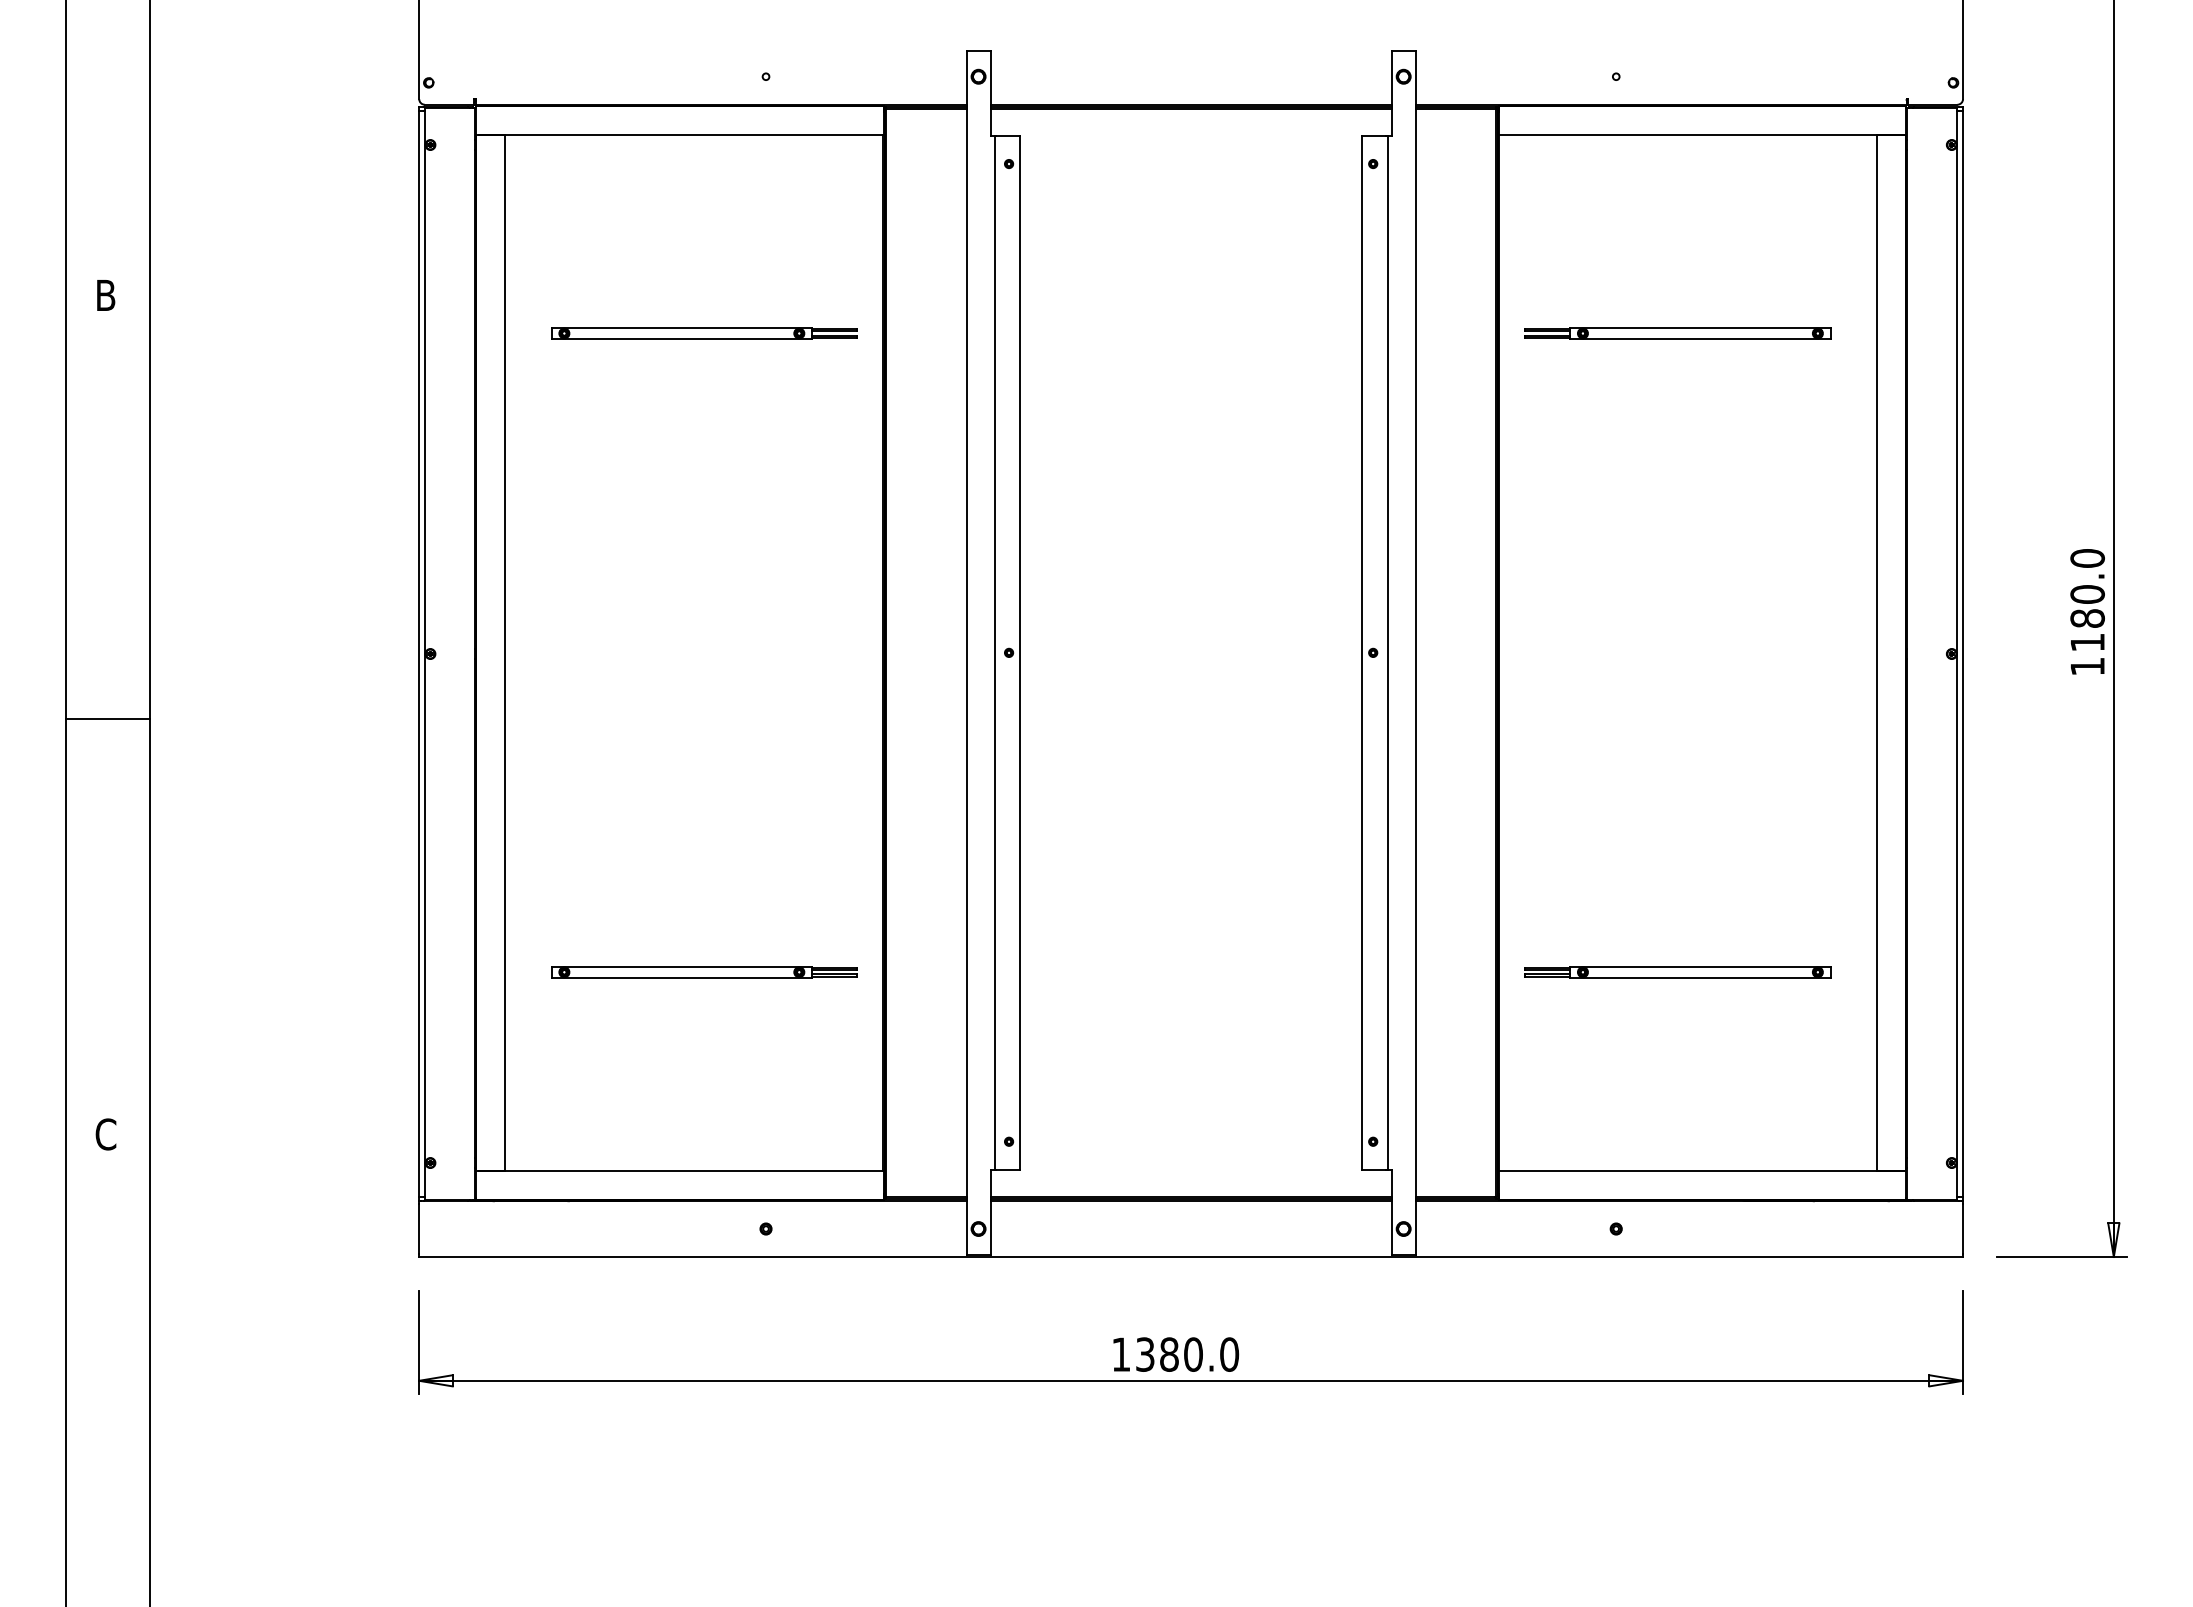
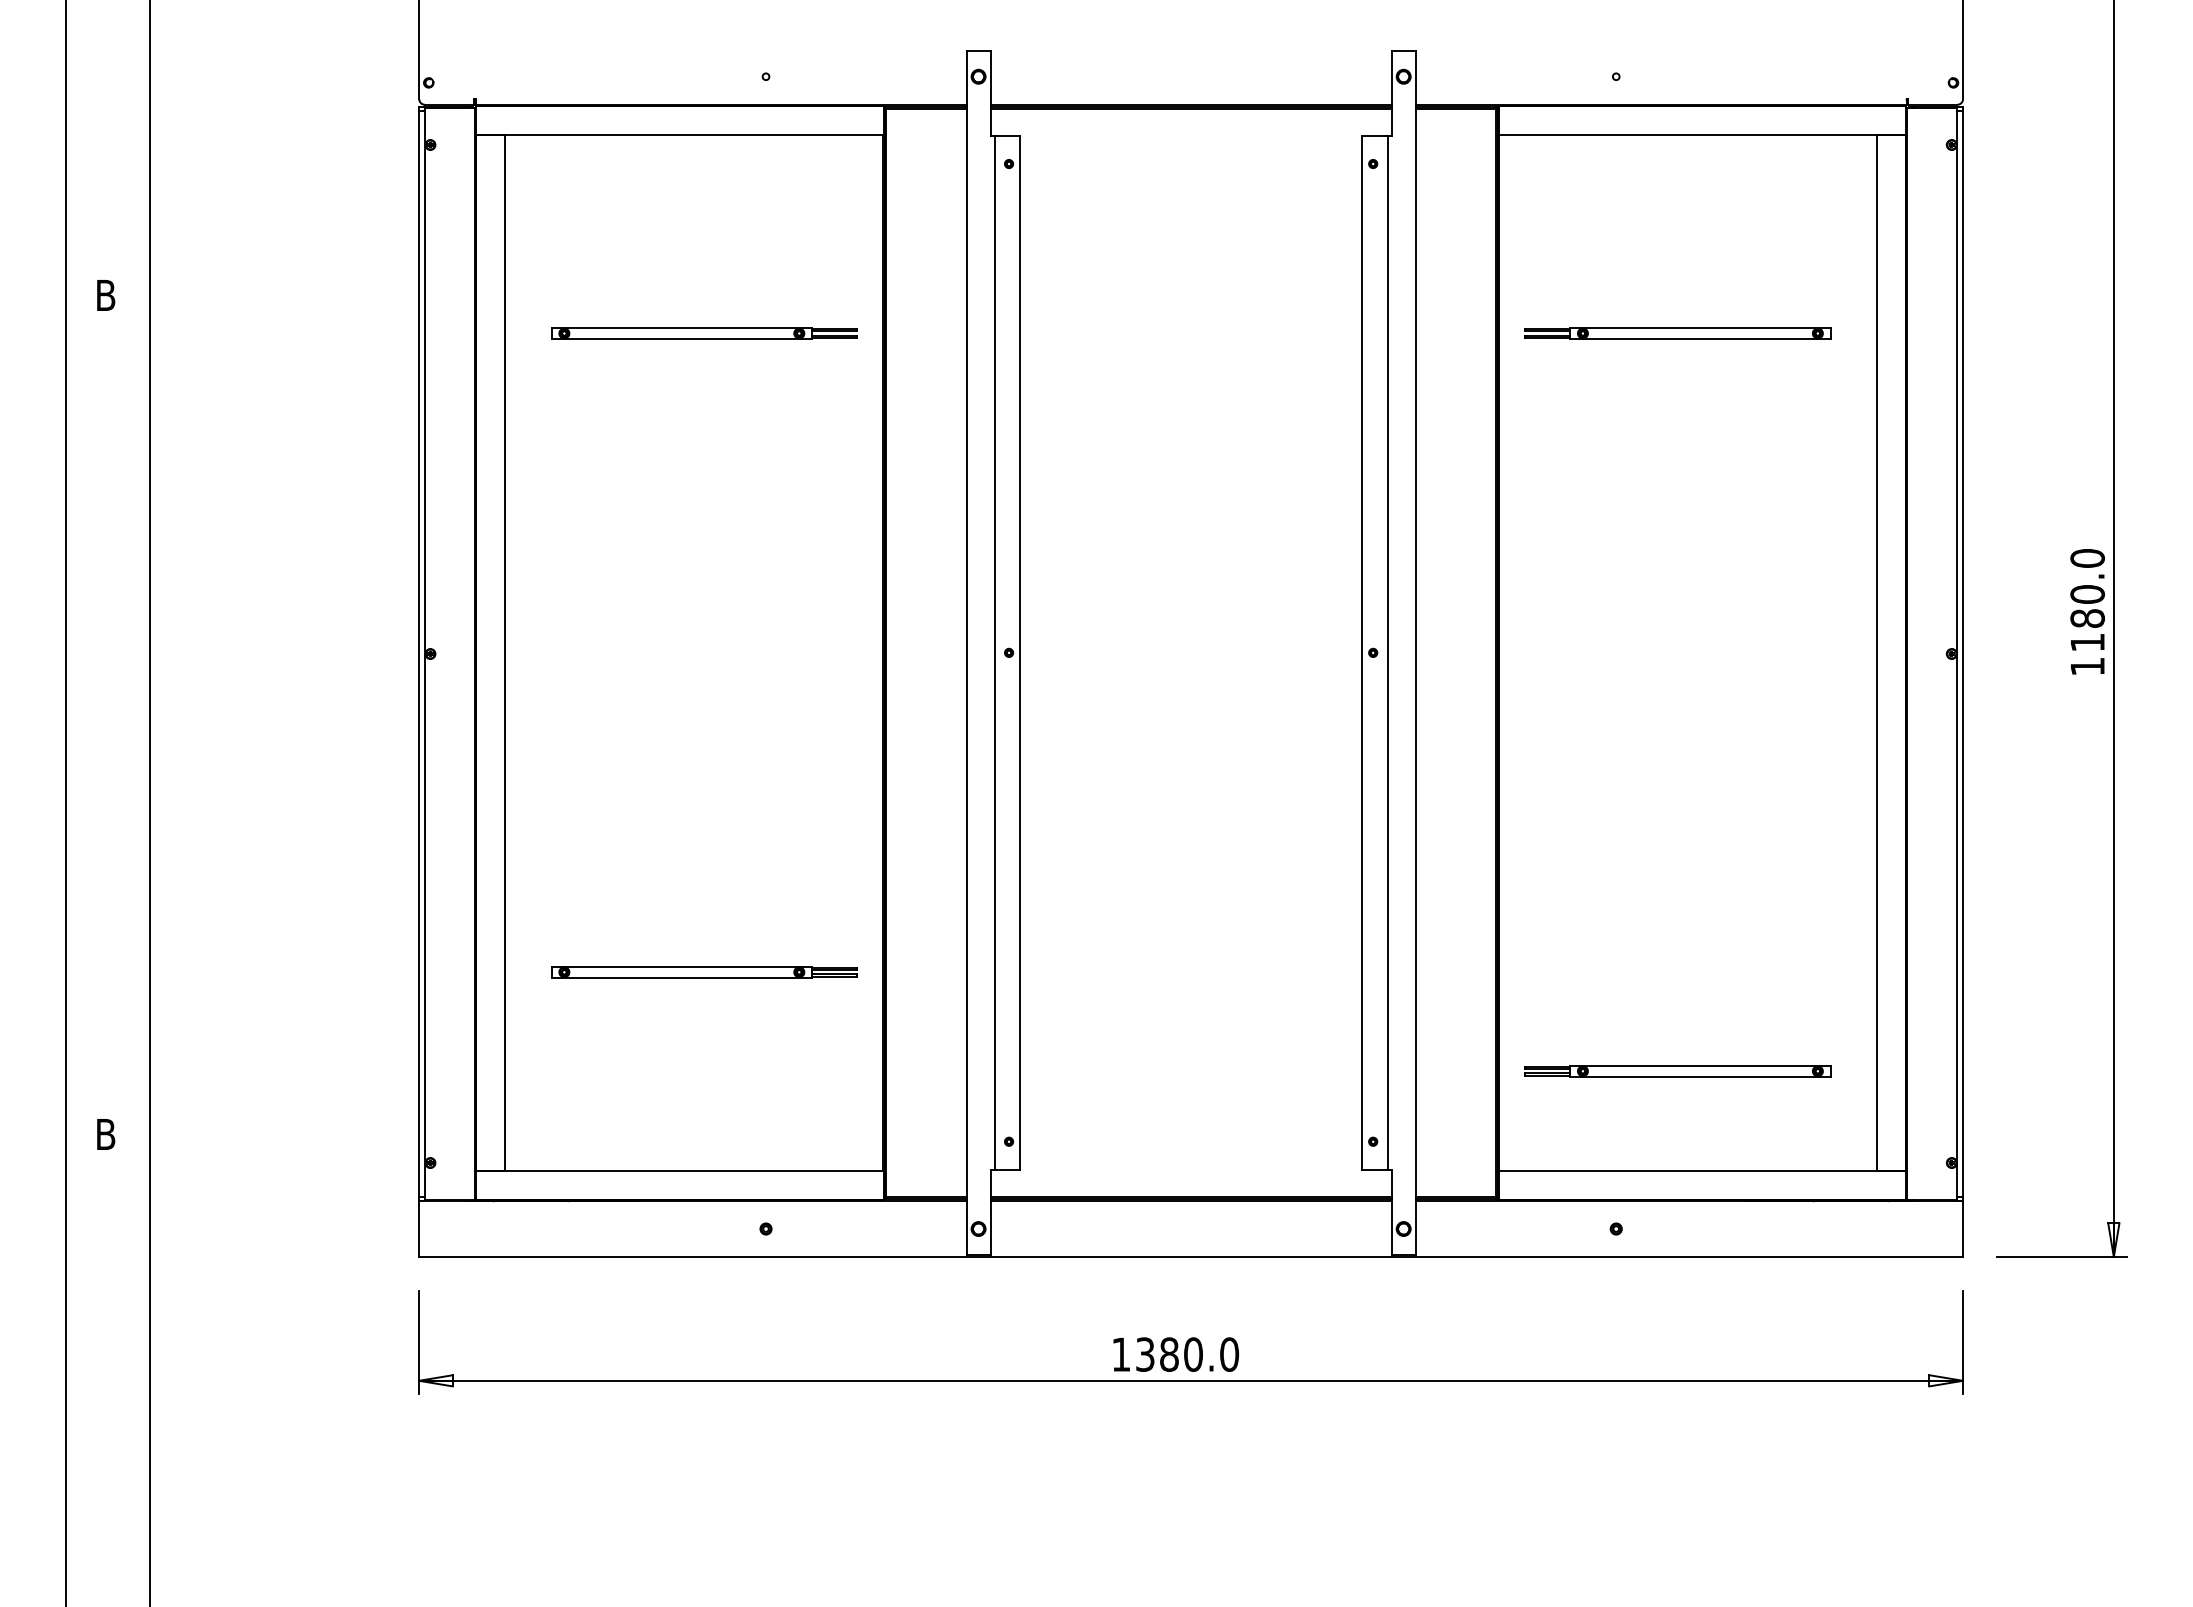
line: present -> none (107, 718)
part position: (1677, 972) -> (1677, 1071) (1677, 1071)
text: C -> B (105, 1134)
